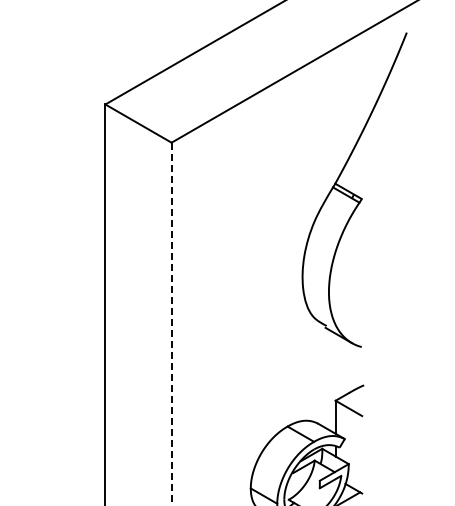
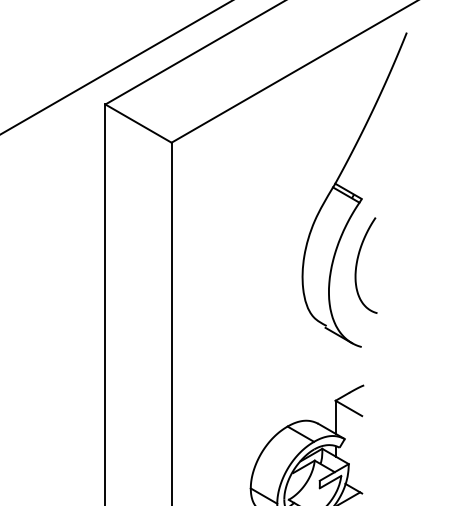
line: none -> present (115, 67)
curve: none -> present (357, 265)
line: dashed -> solid (171, 323)
